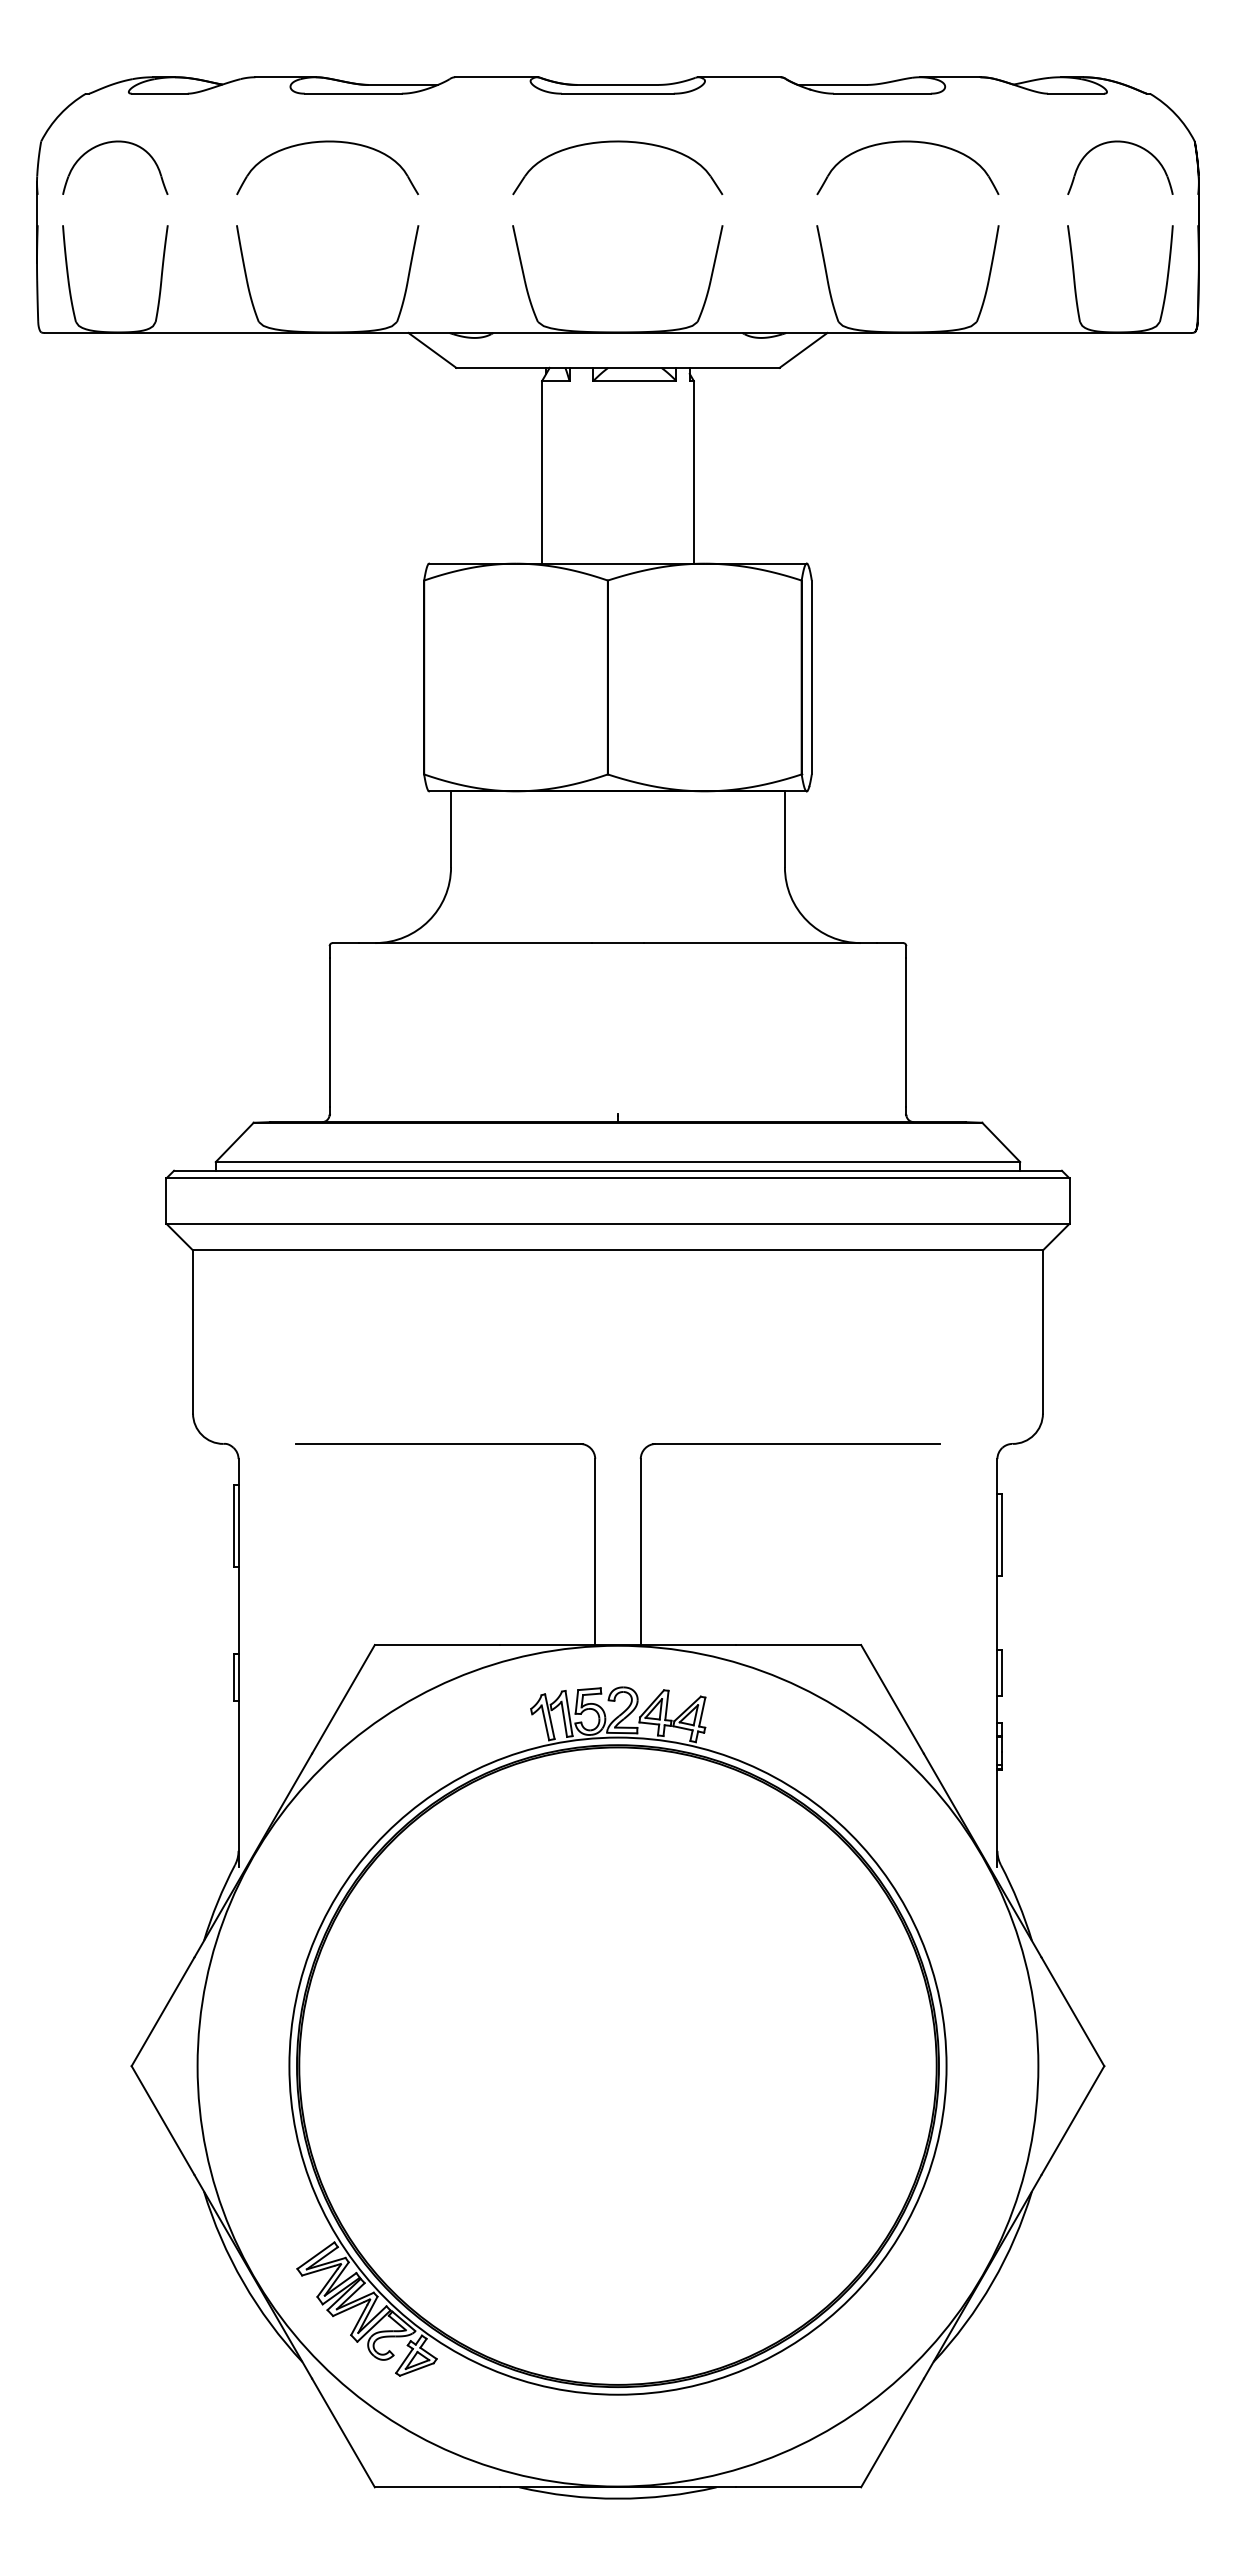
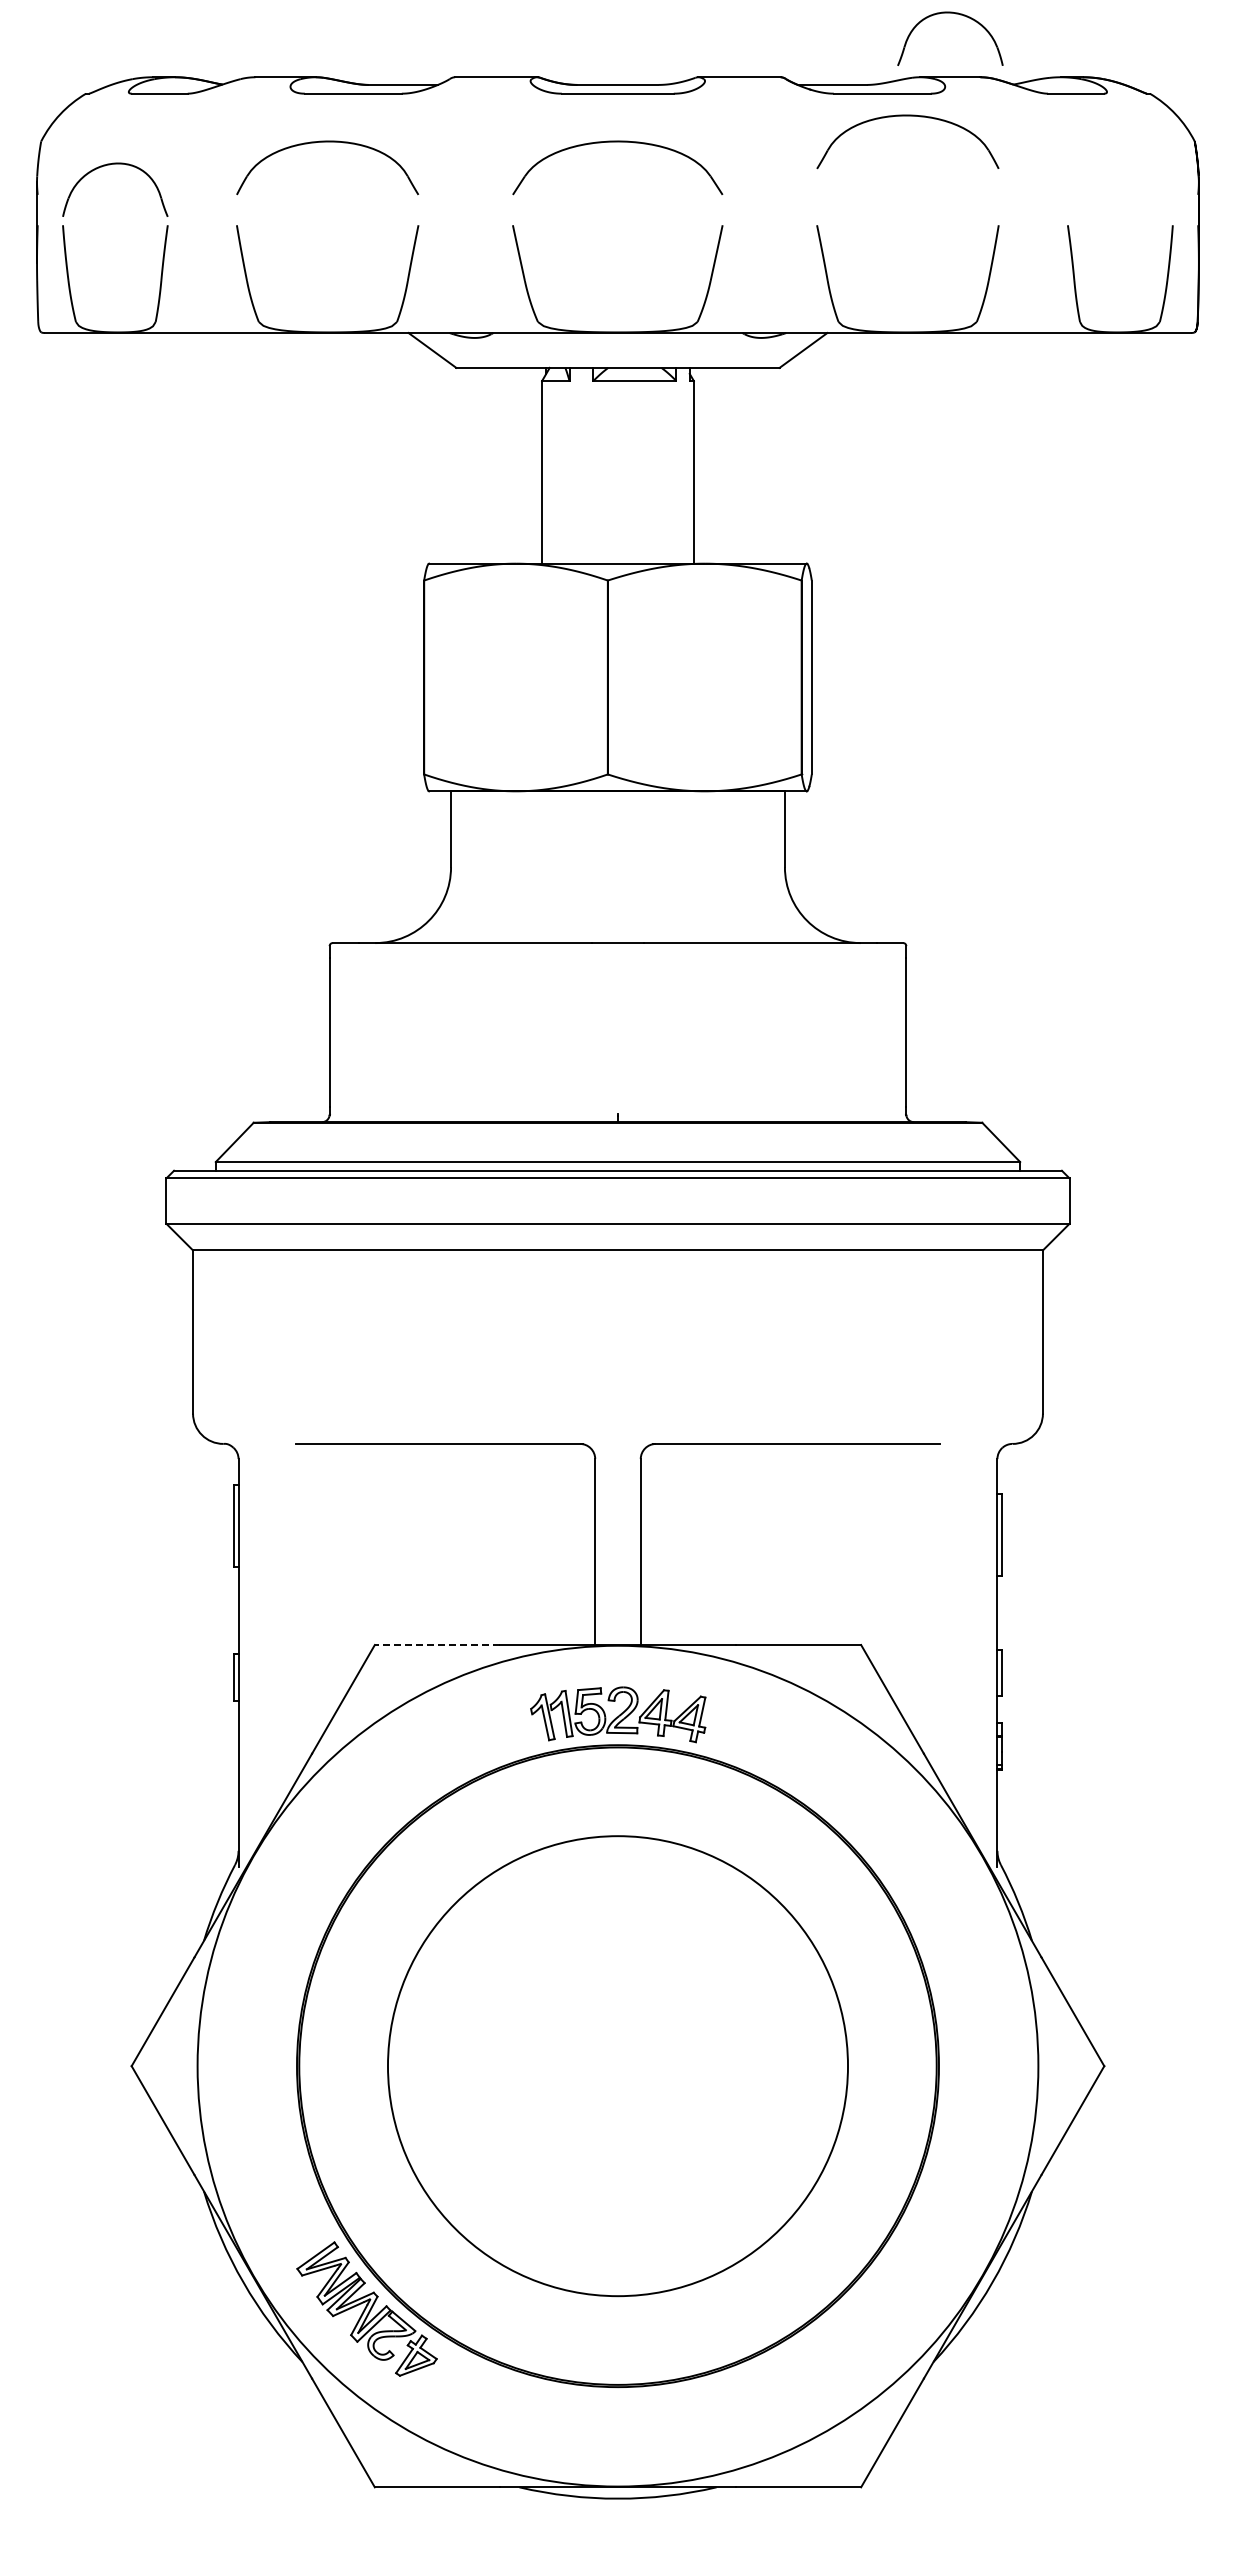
part position: (907, 142) -> (907, 116) (907, 116)
part position: (109, 143) -> (109, 165) (109, 165)
part position: (1125, 143) -> (955, 14) (955, 14)
line: solid -> dashed (437, 1645)
circle diameter: 657 px -> 460 px (617, 2066)
